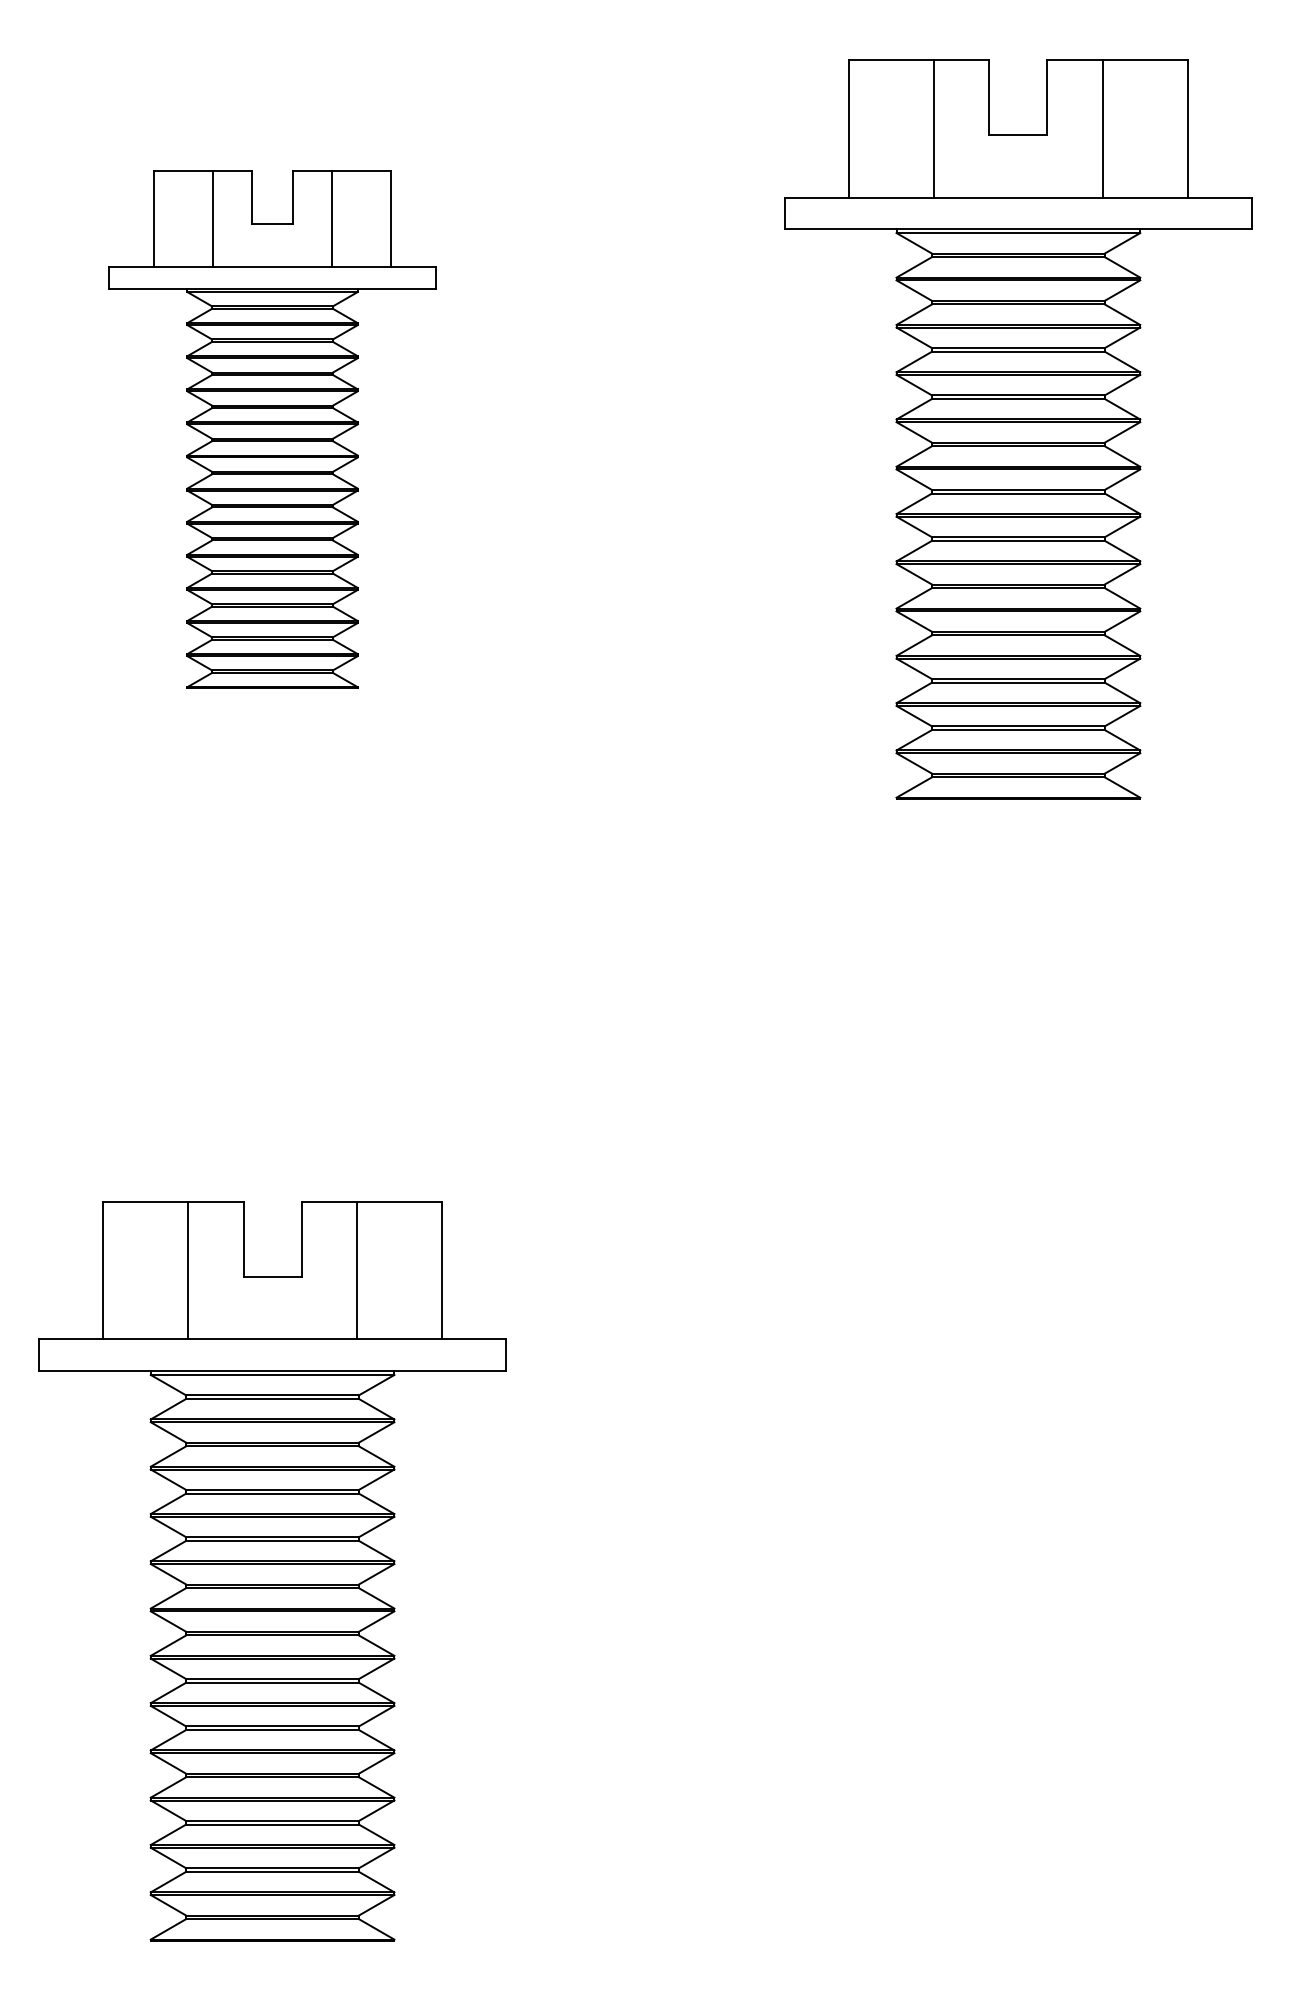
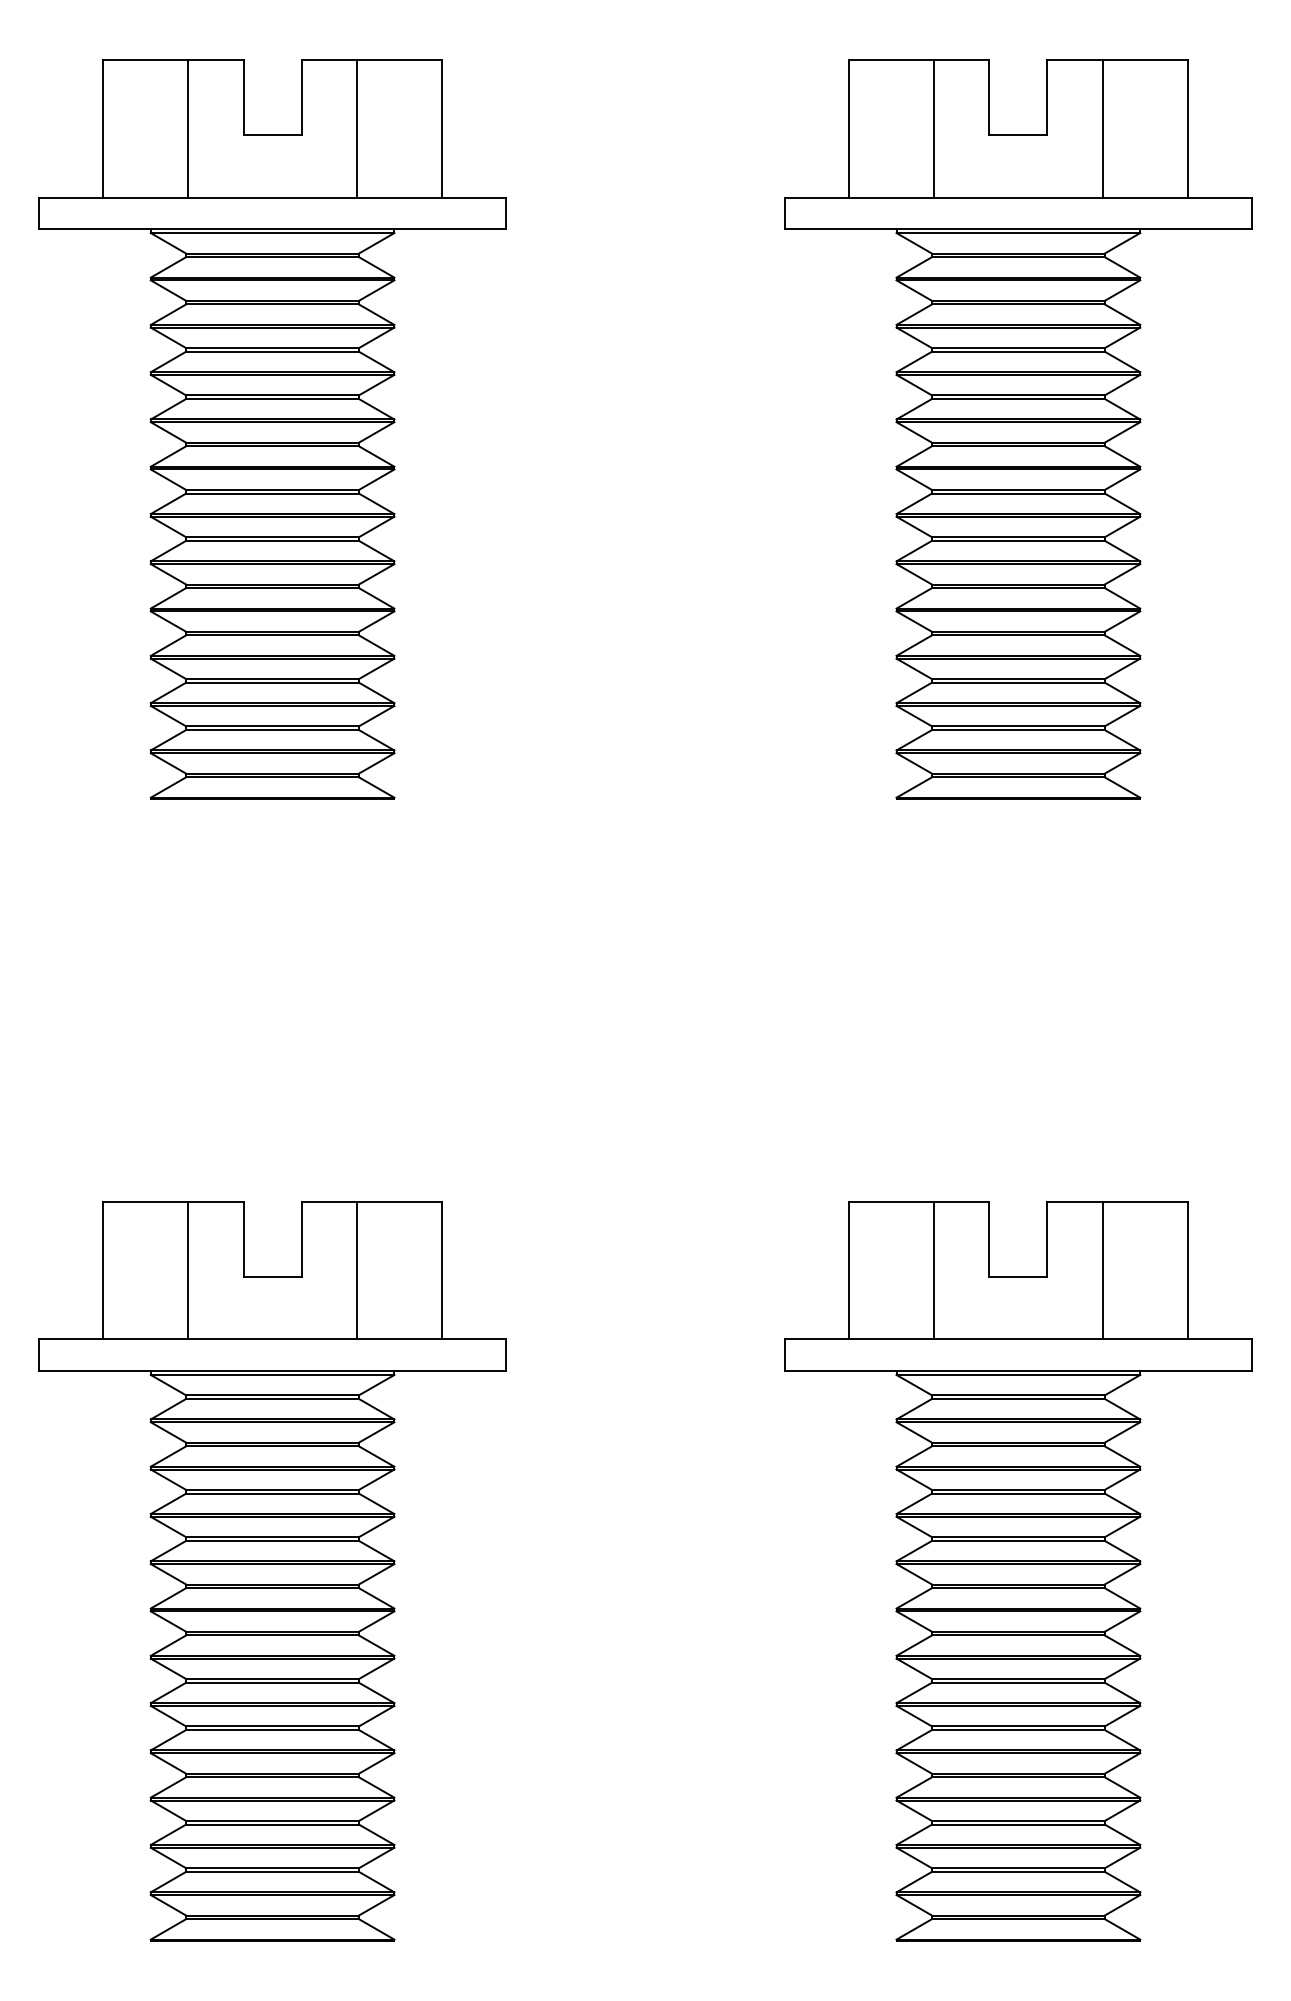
part size: 329x519 px -> 469x741 px (272, 429)
part: none -> present (1018, 1571)
